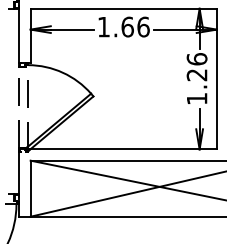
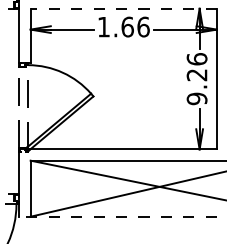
line: solid -> dashed (123, 8)
text: 1.26 -> 9.26 (196, 98)
line: solid -> dashed (123, 216)
